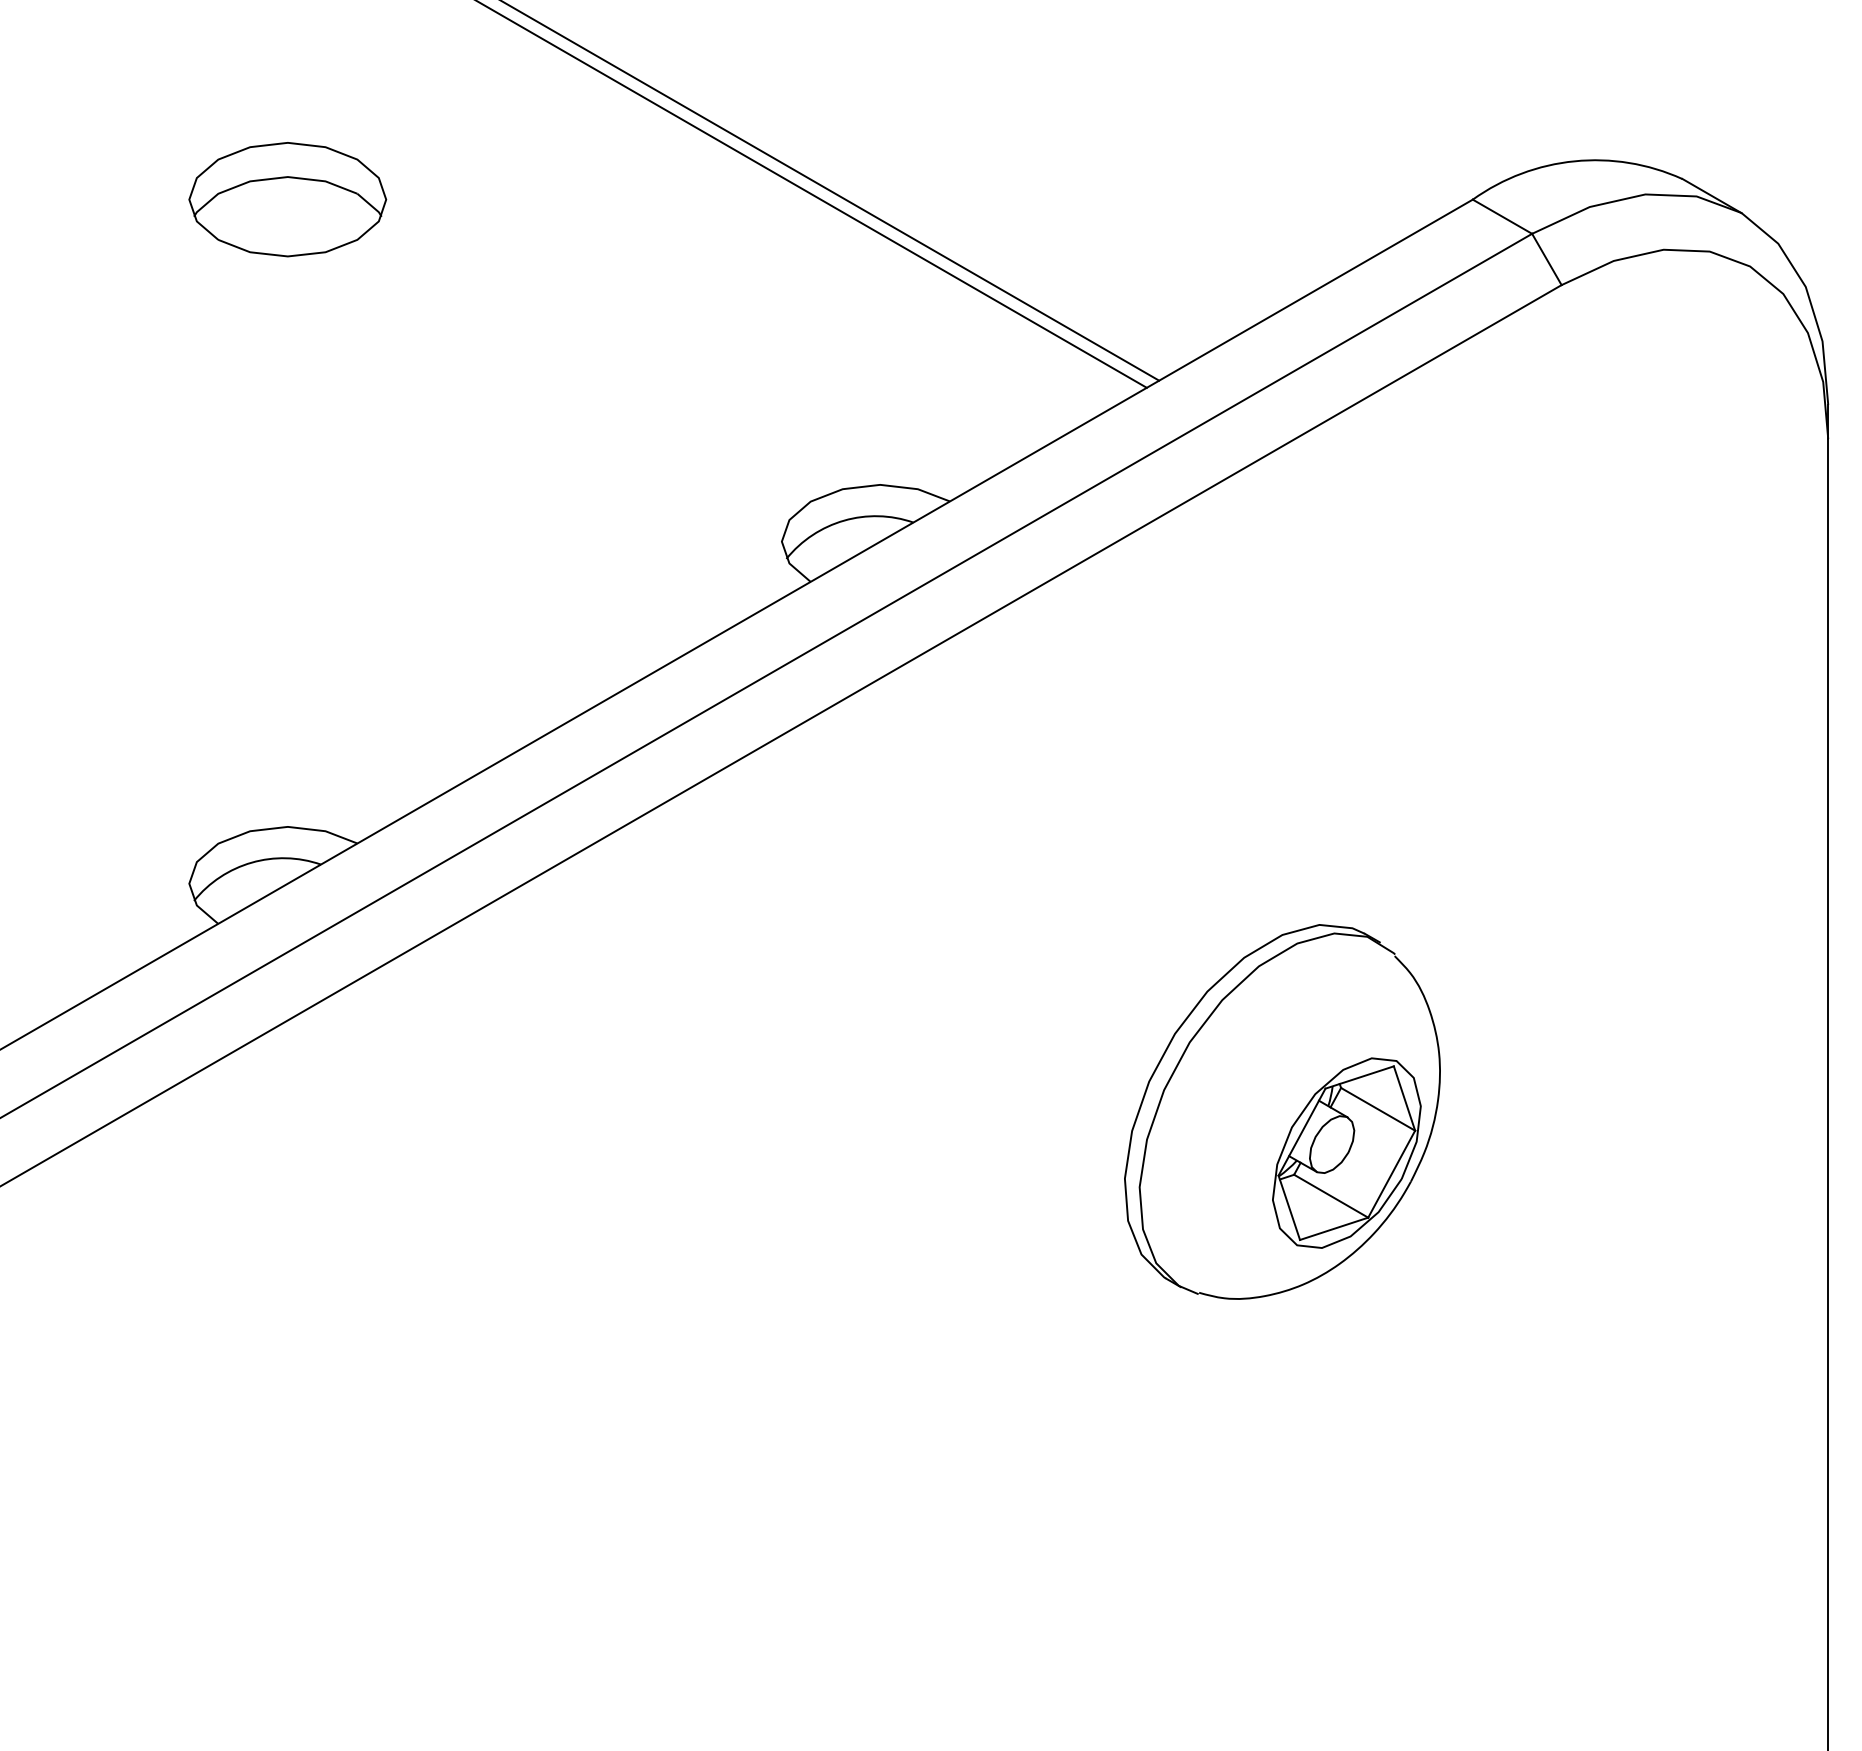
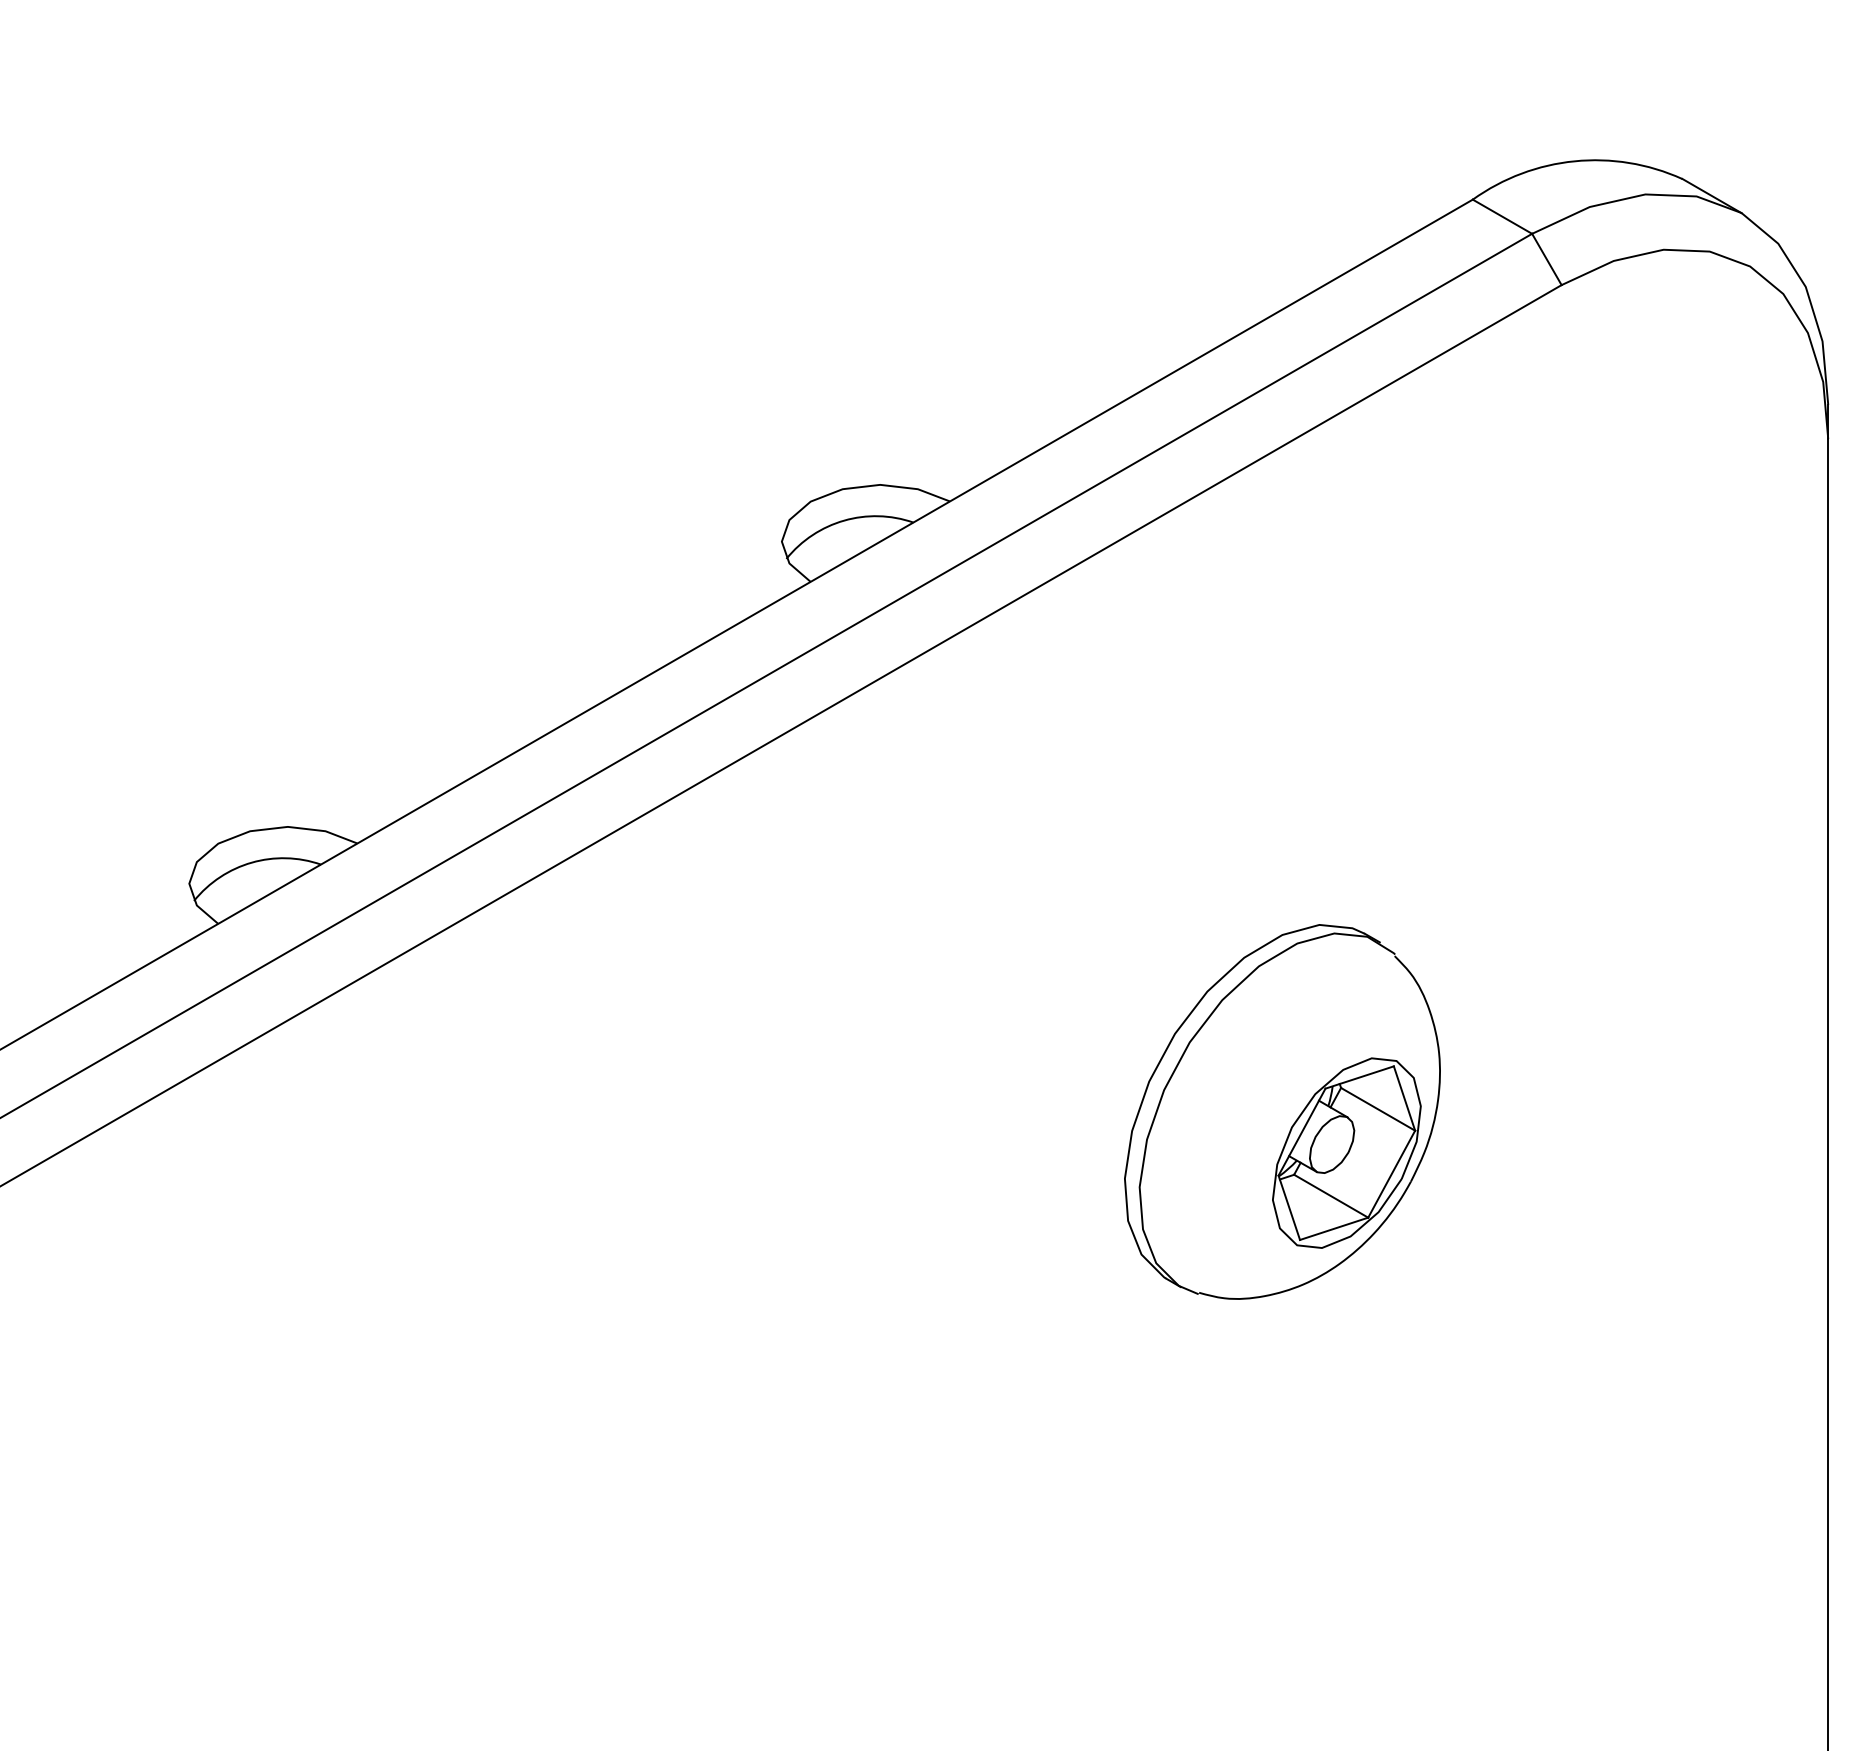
line: present -> none (831, 191)
line: present -> none (812, 194)
part: present -> none (287, 199)
